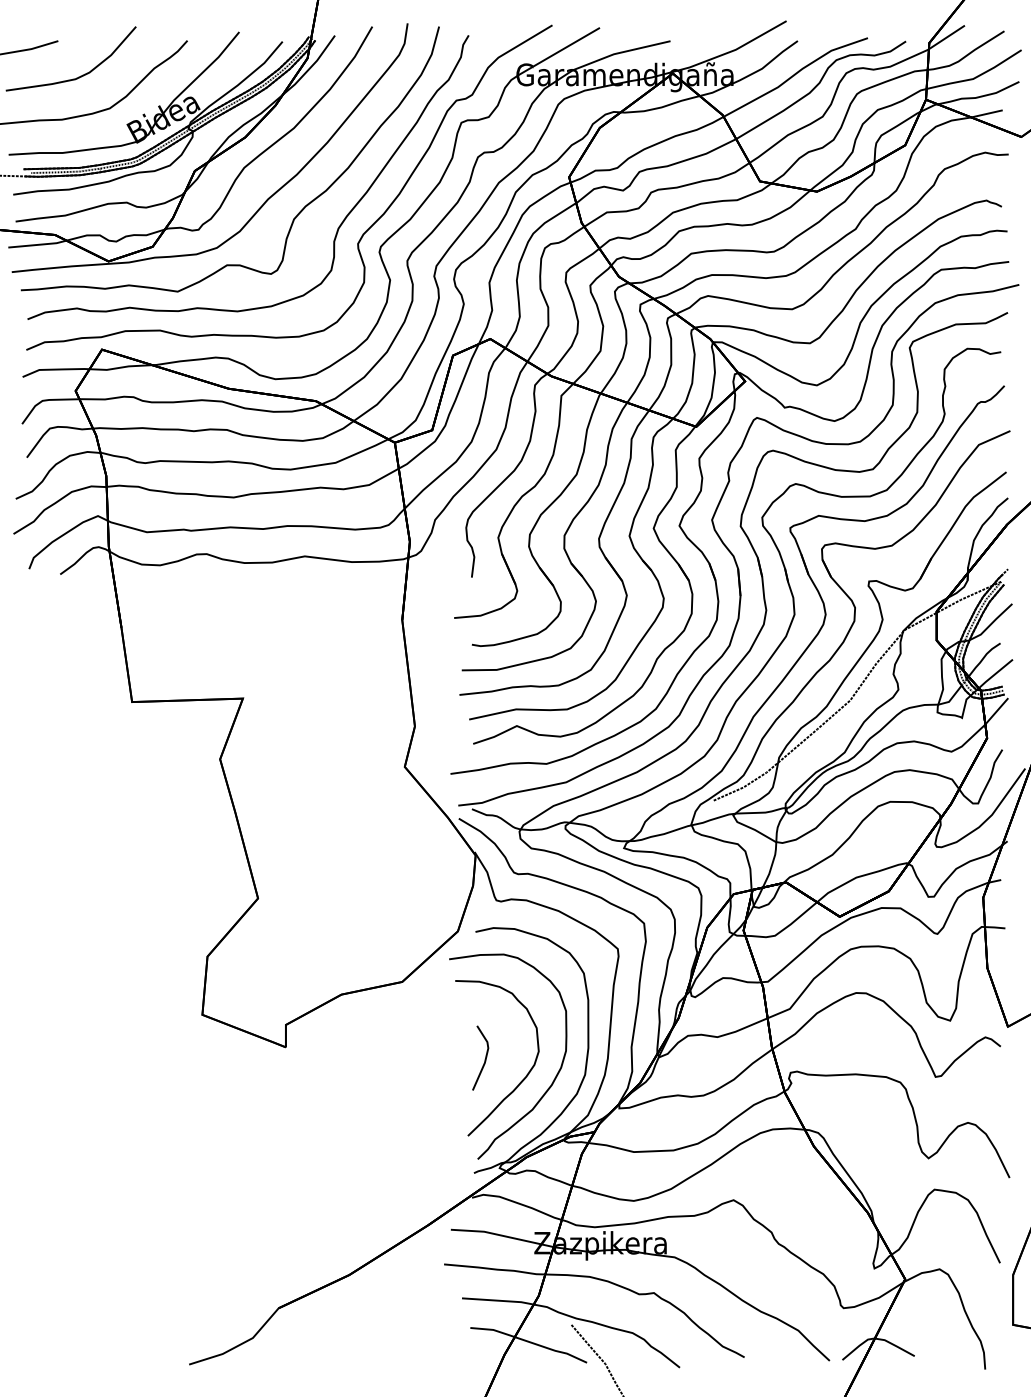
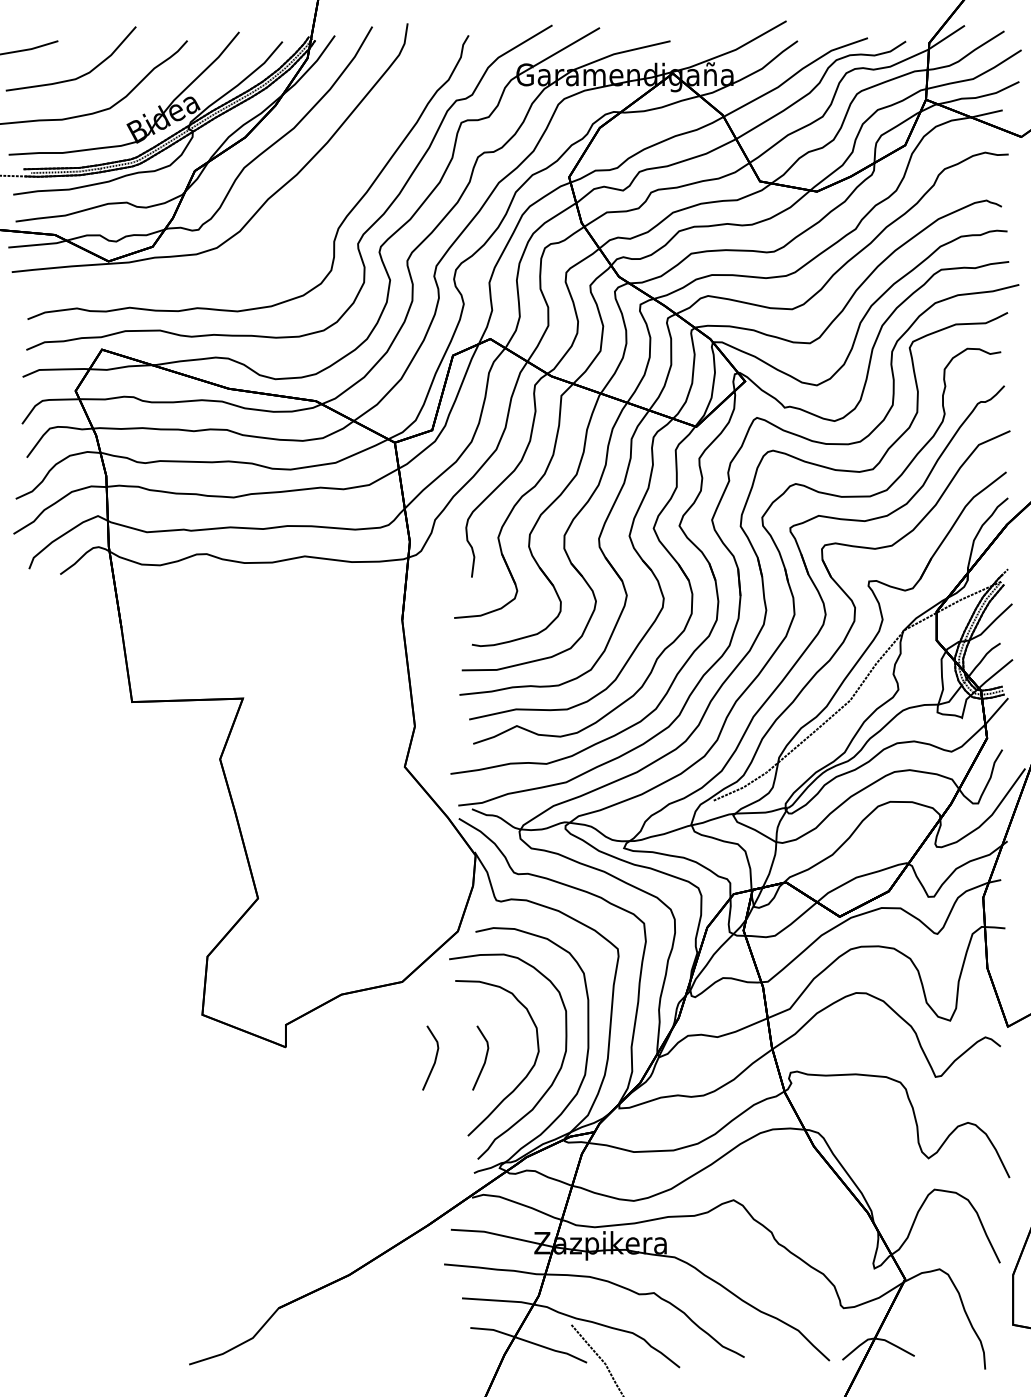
curve: present -> none (297, 213)
line: none -> present (434, 1059)
